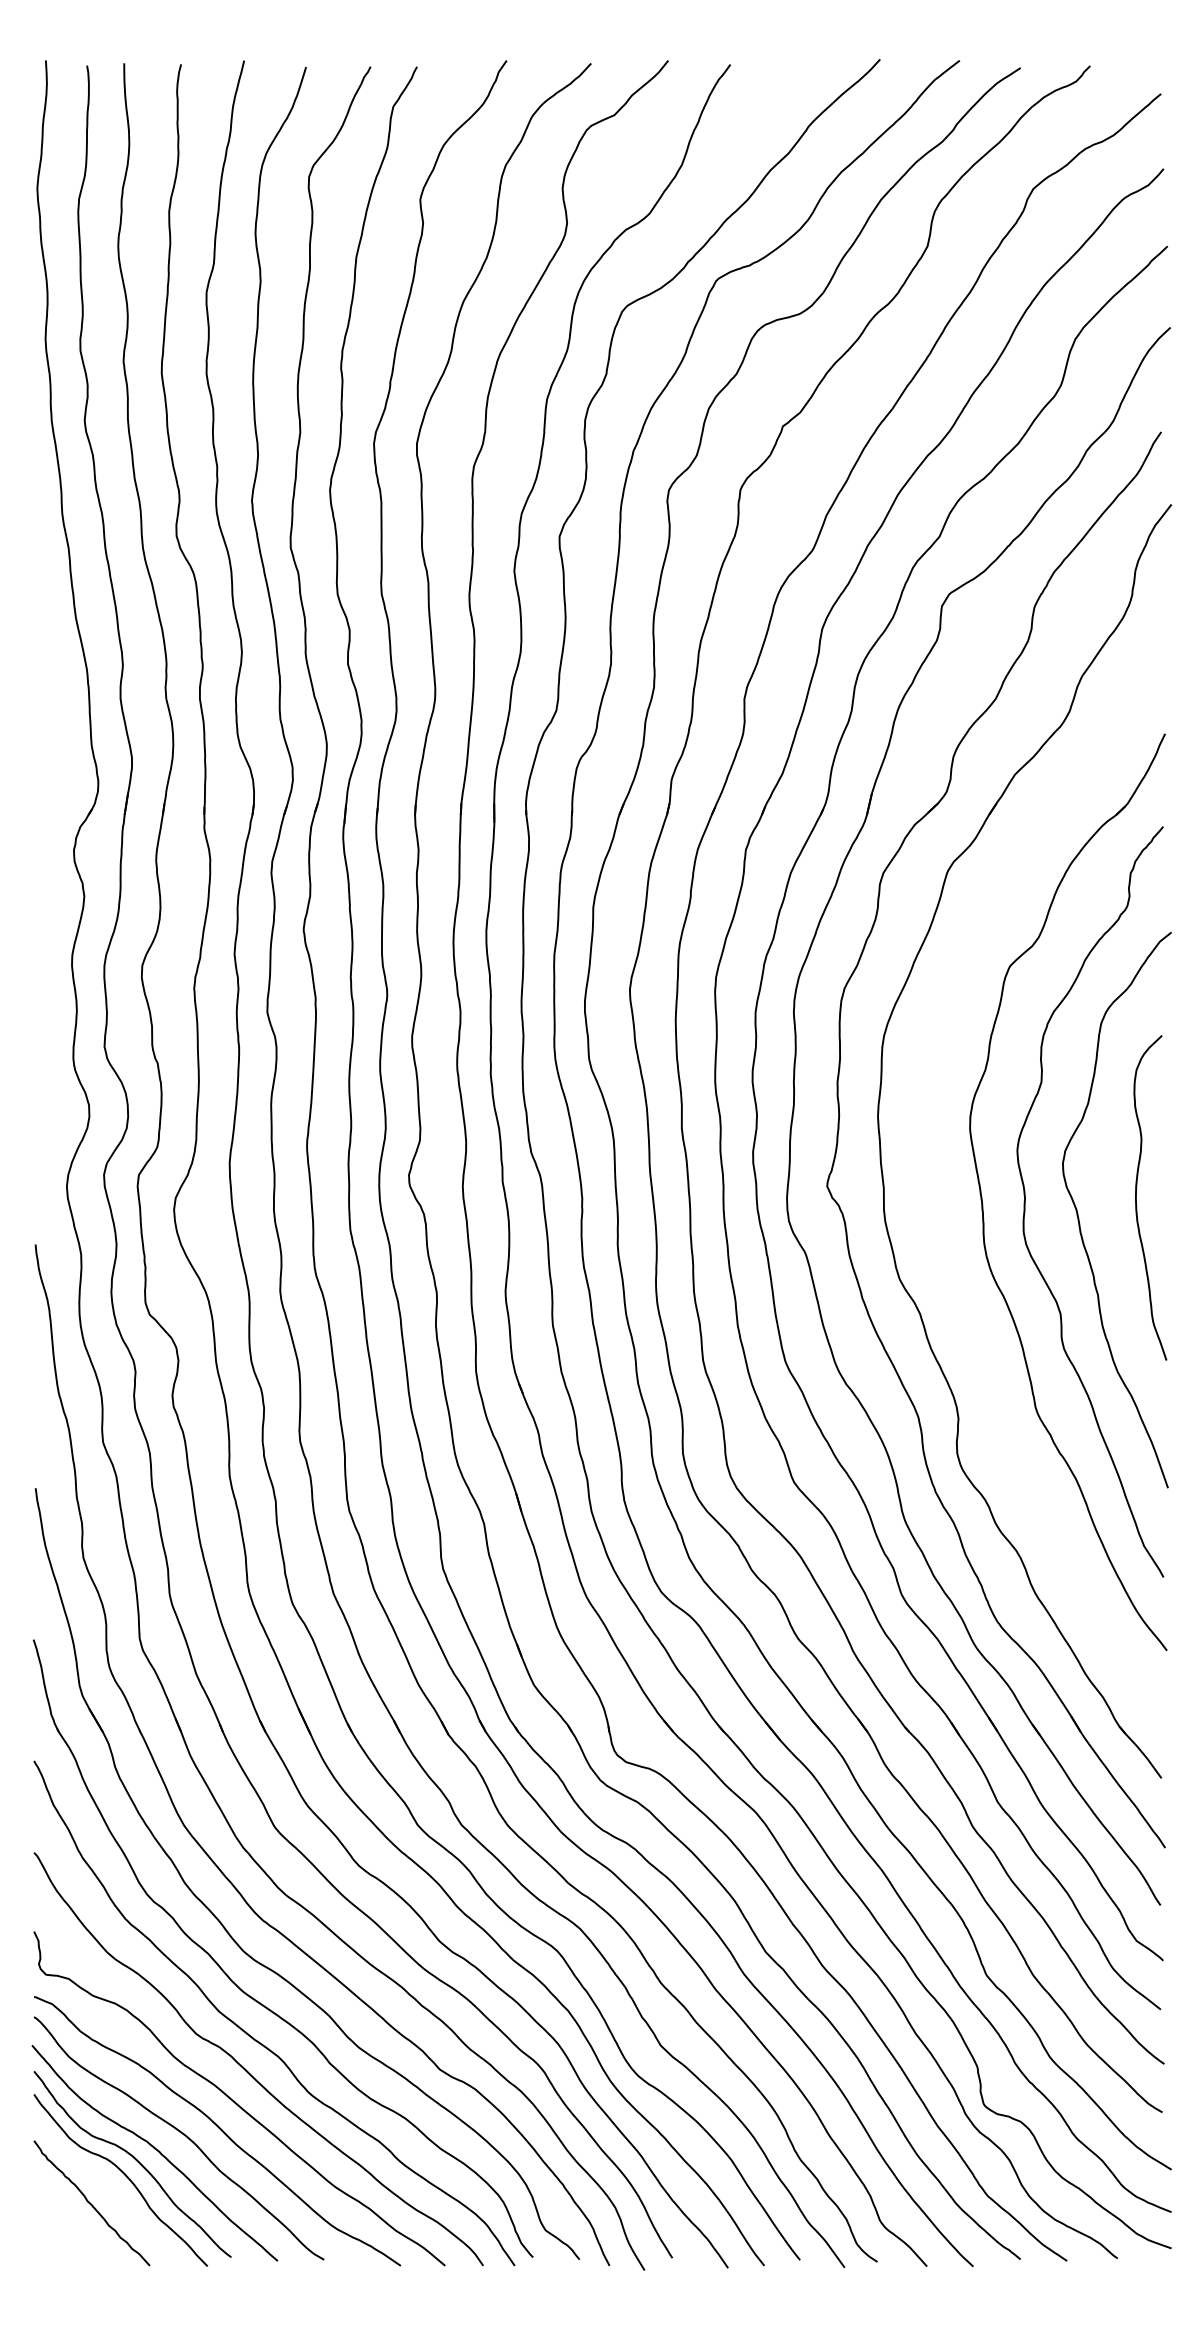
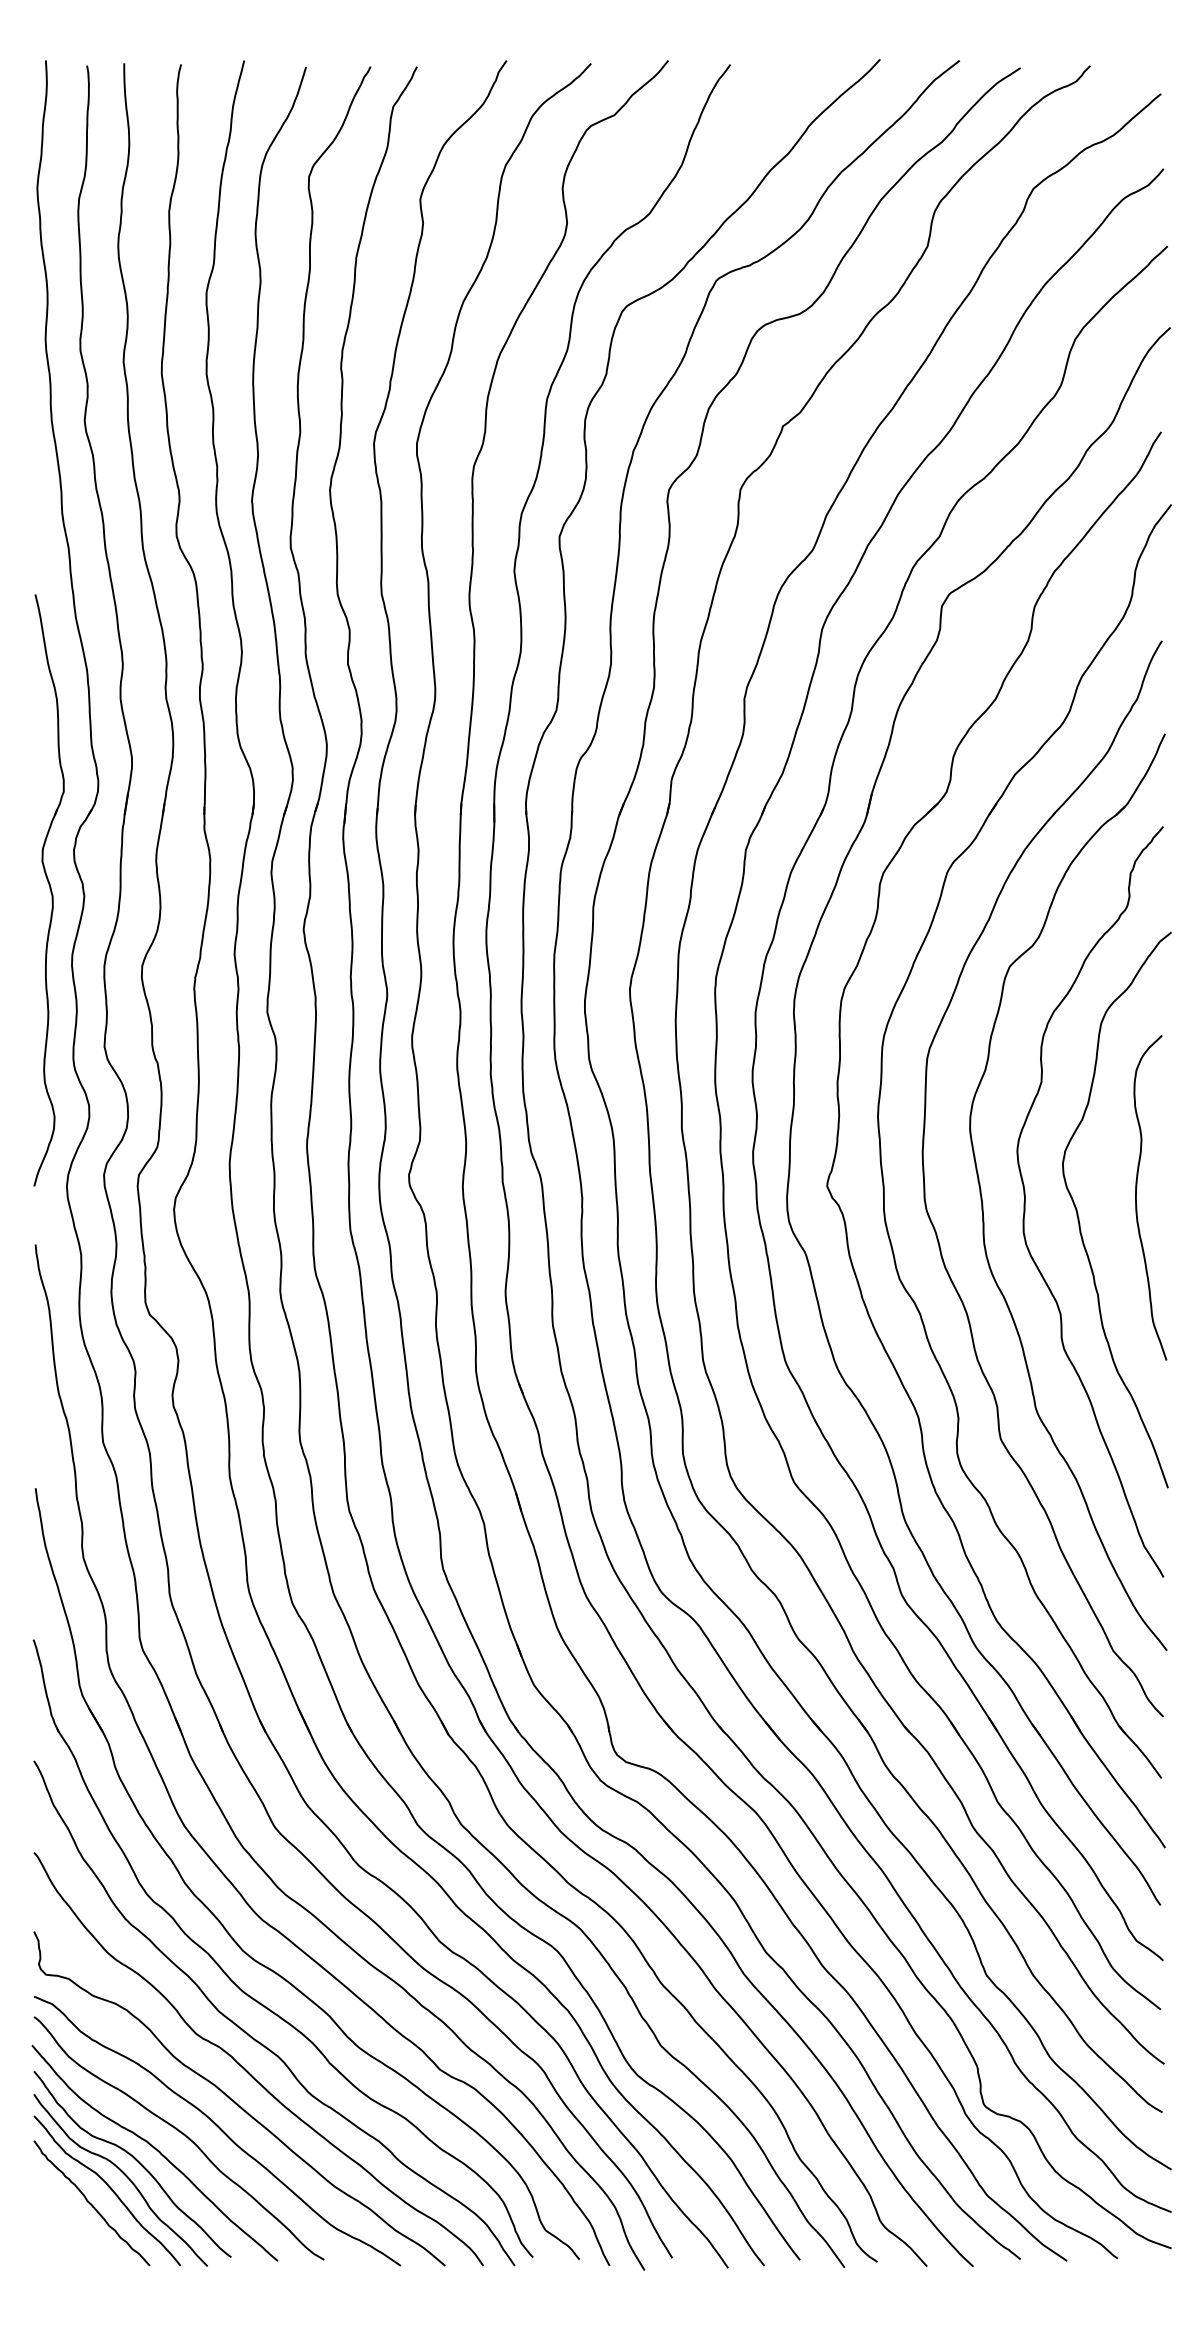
part: none -> present (48, 890)
part: none -> present (925, 1184)
curve: none -> present (109, 2188)
